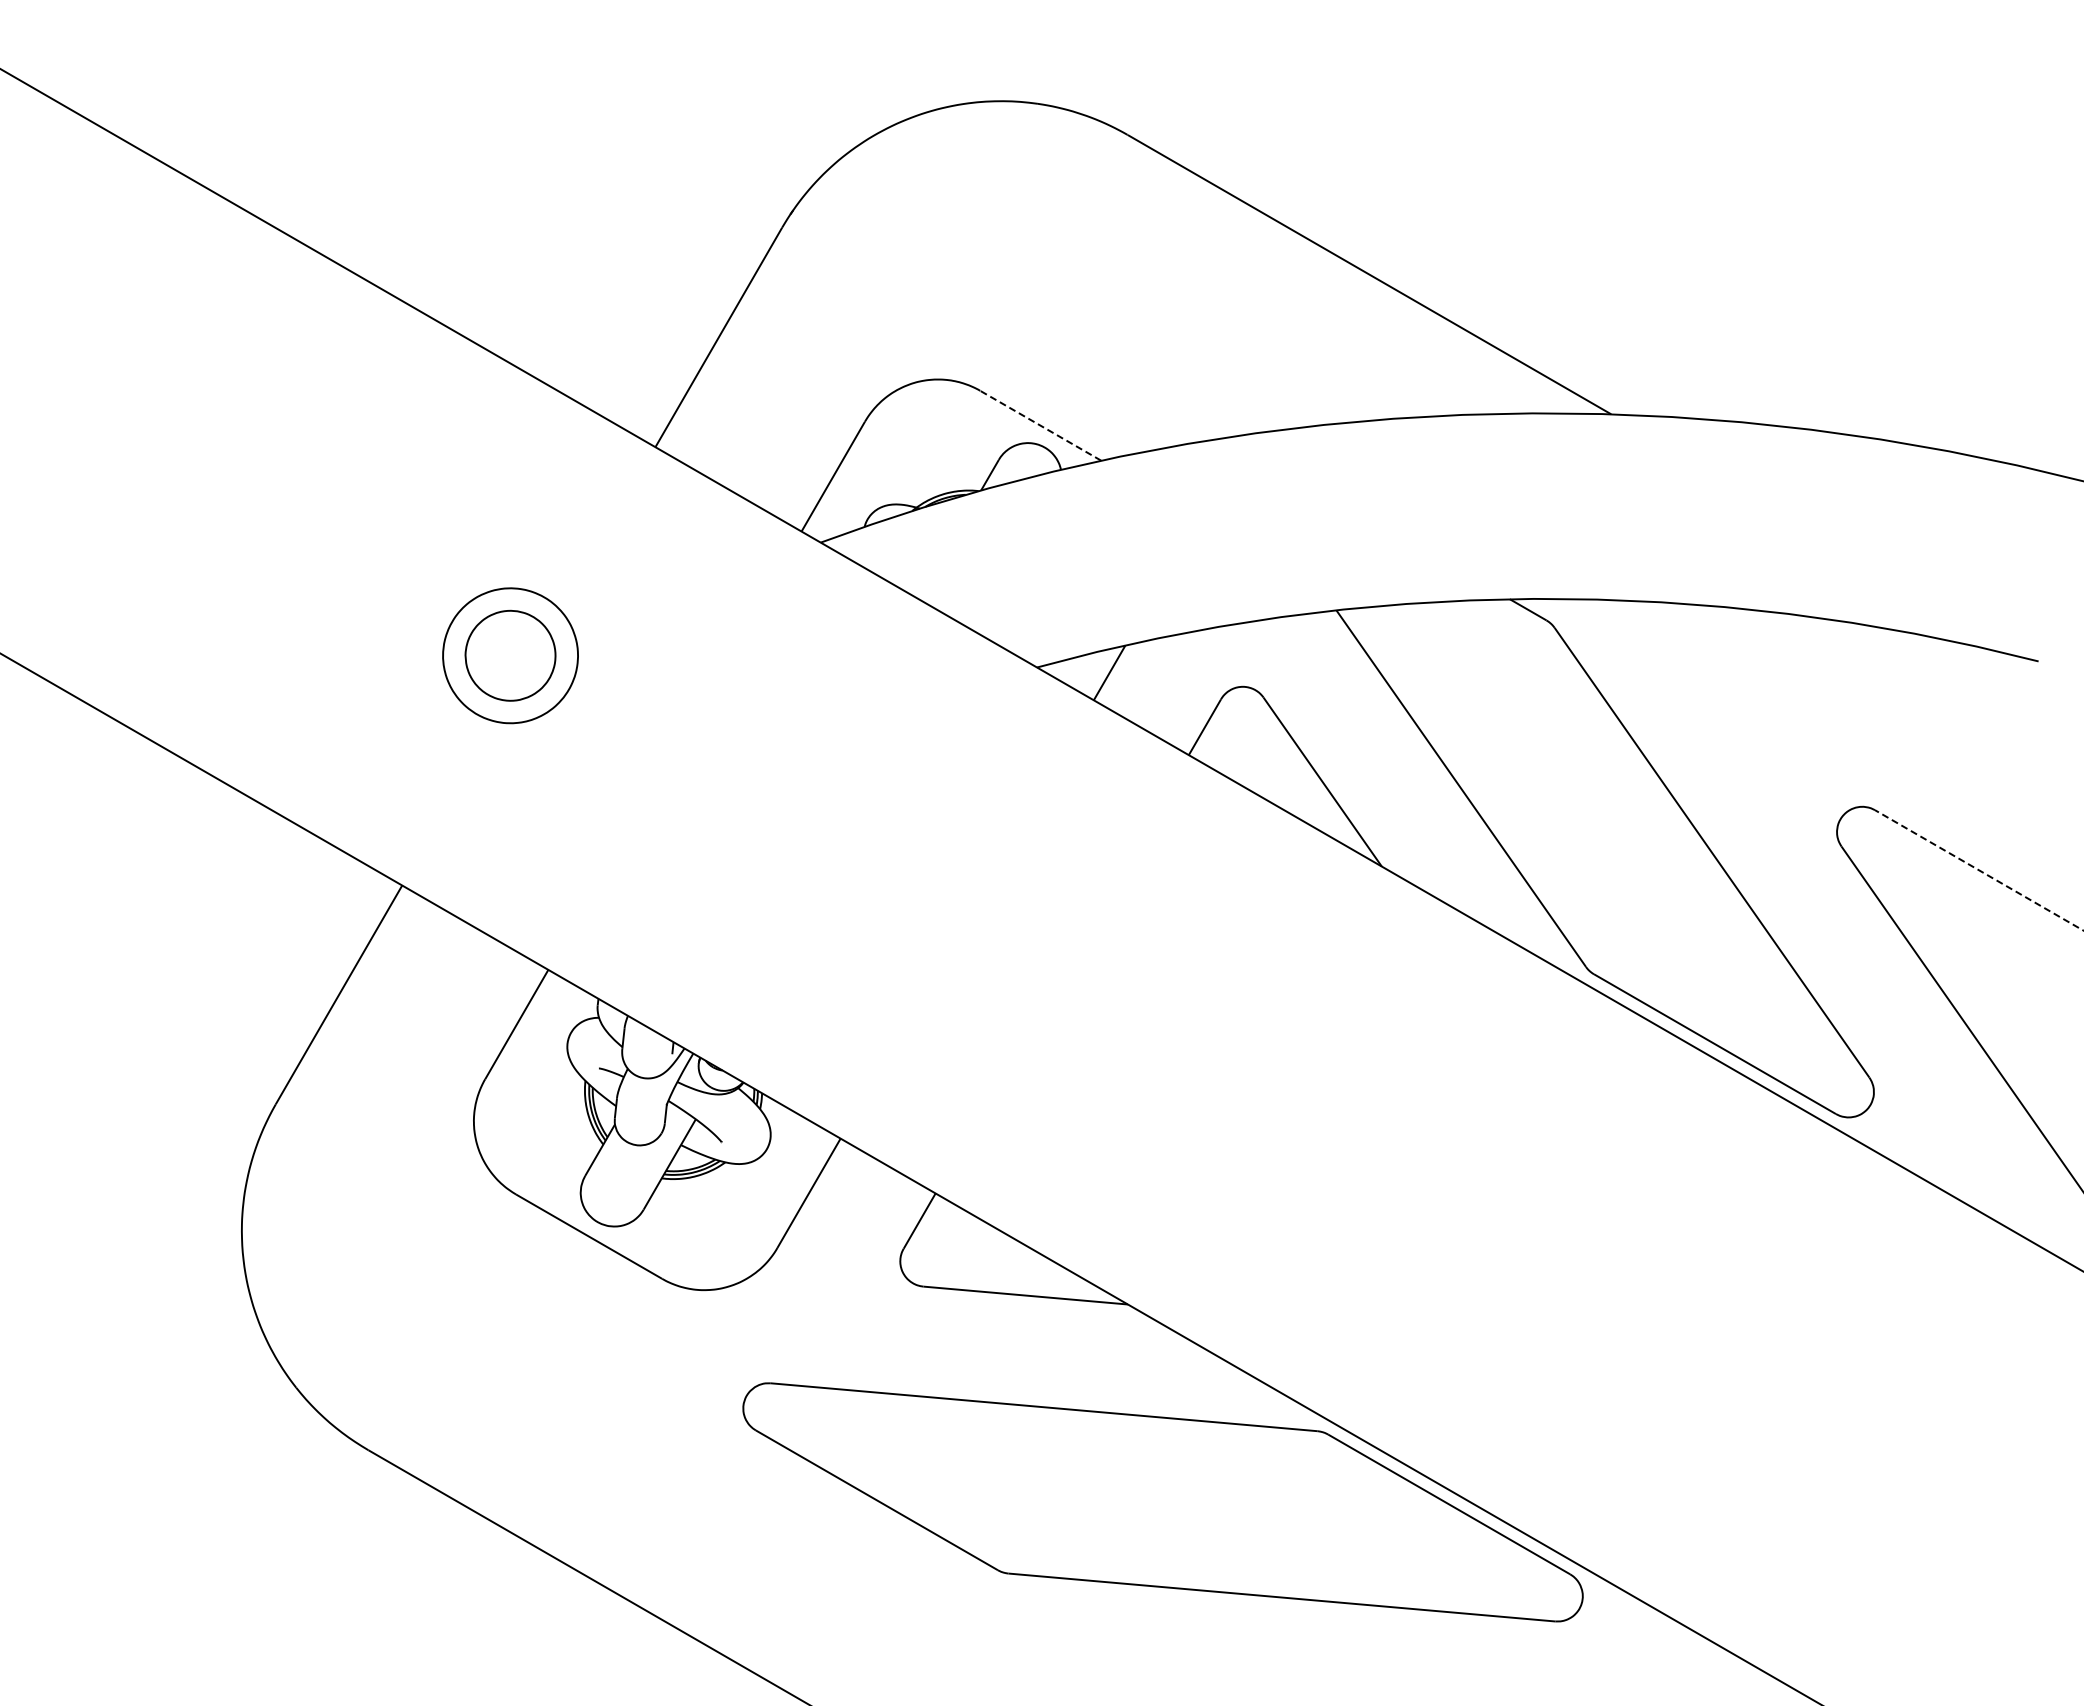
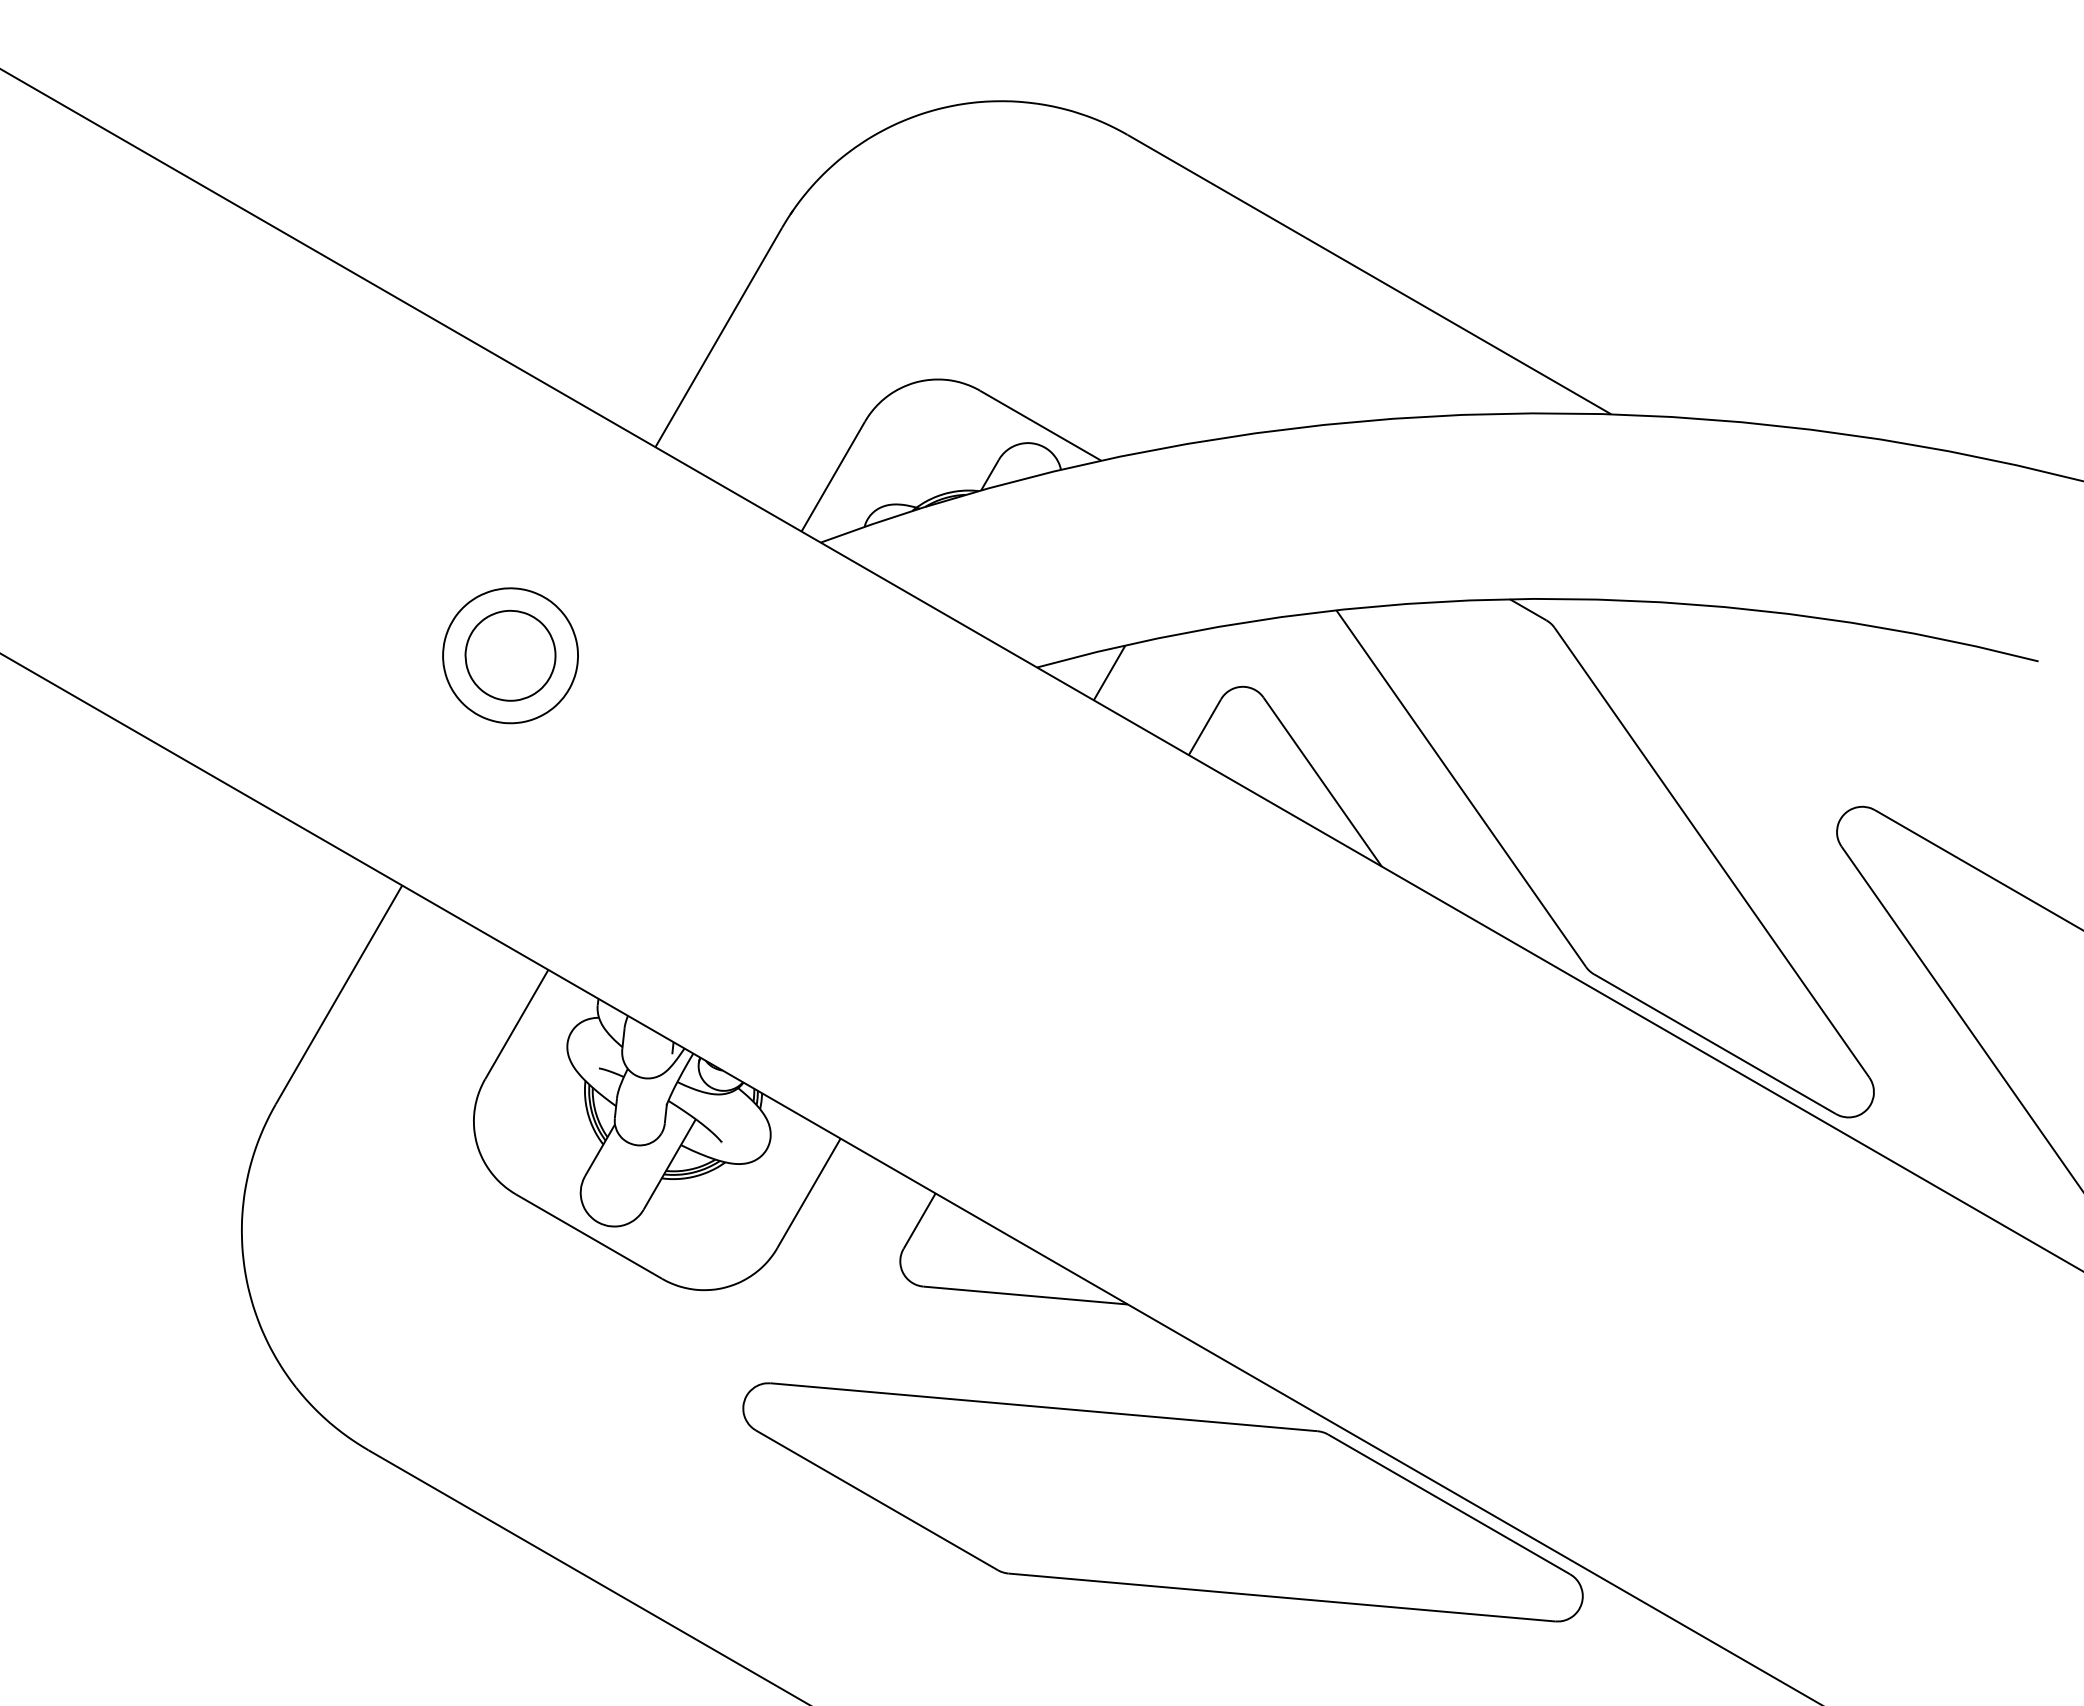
line: dashed -> solid (1040, 425)
line: dashed -> solid (1978, 870)
